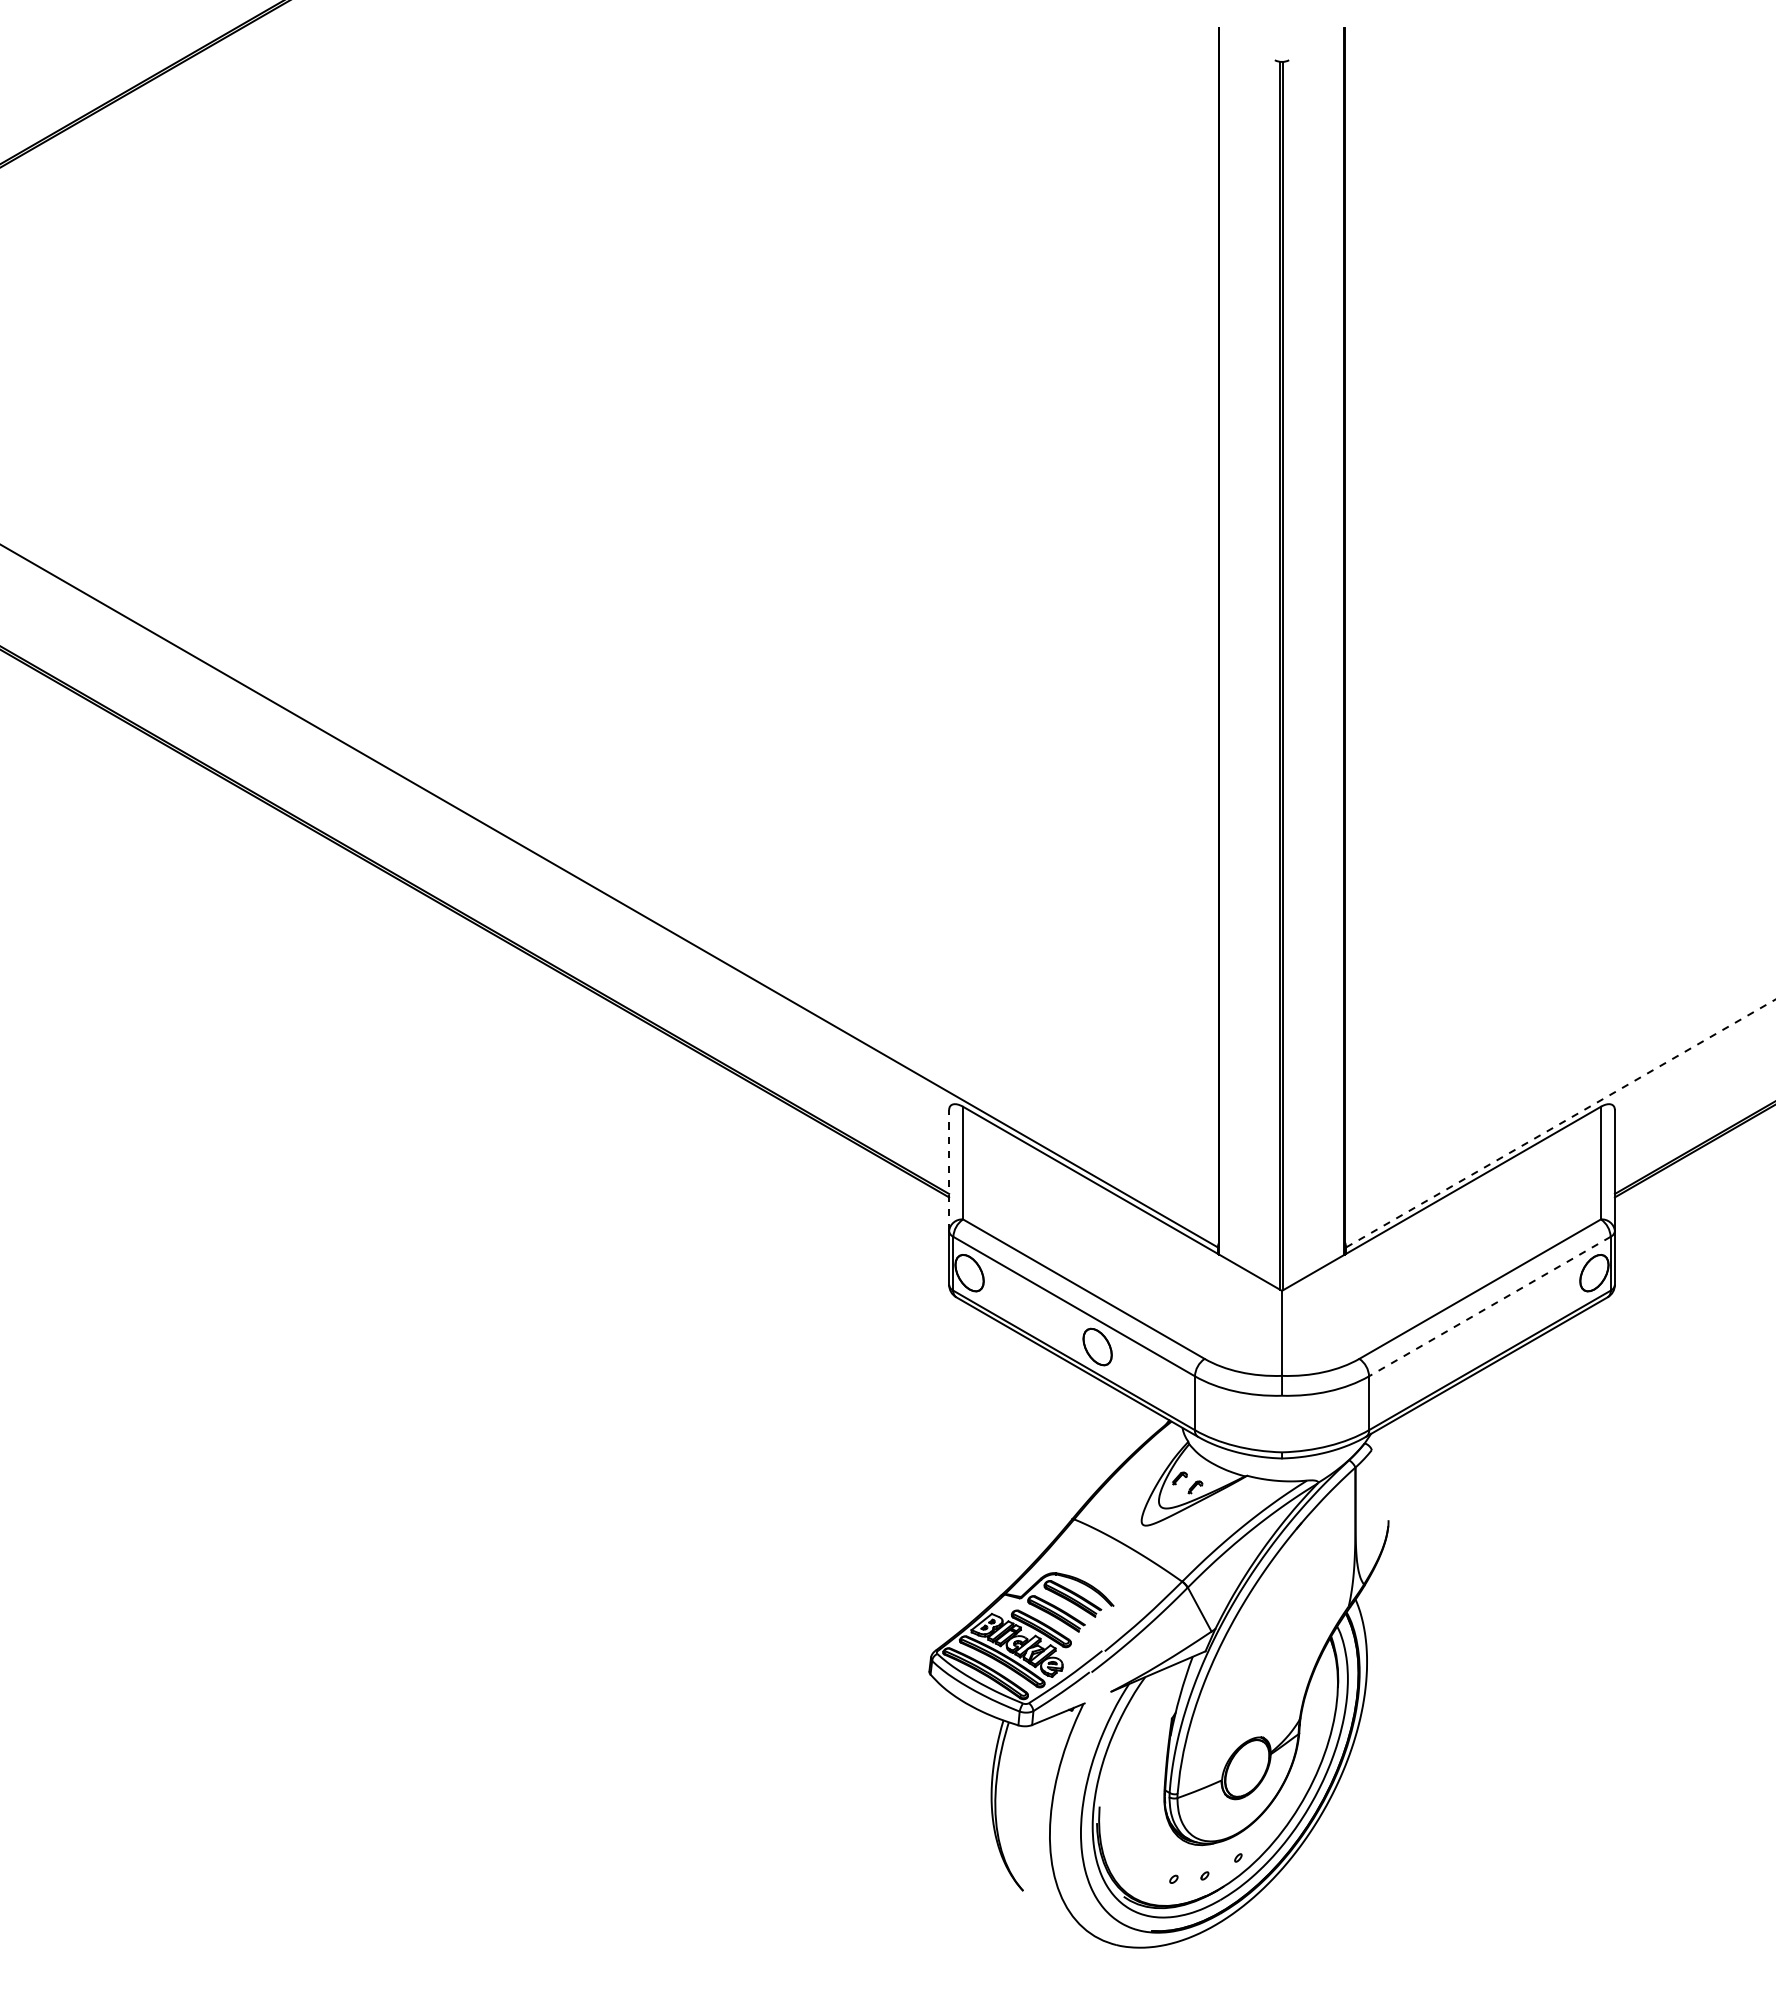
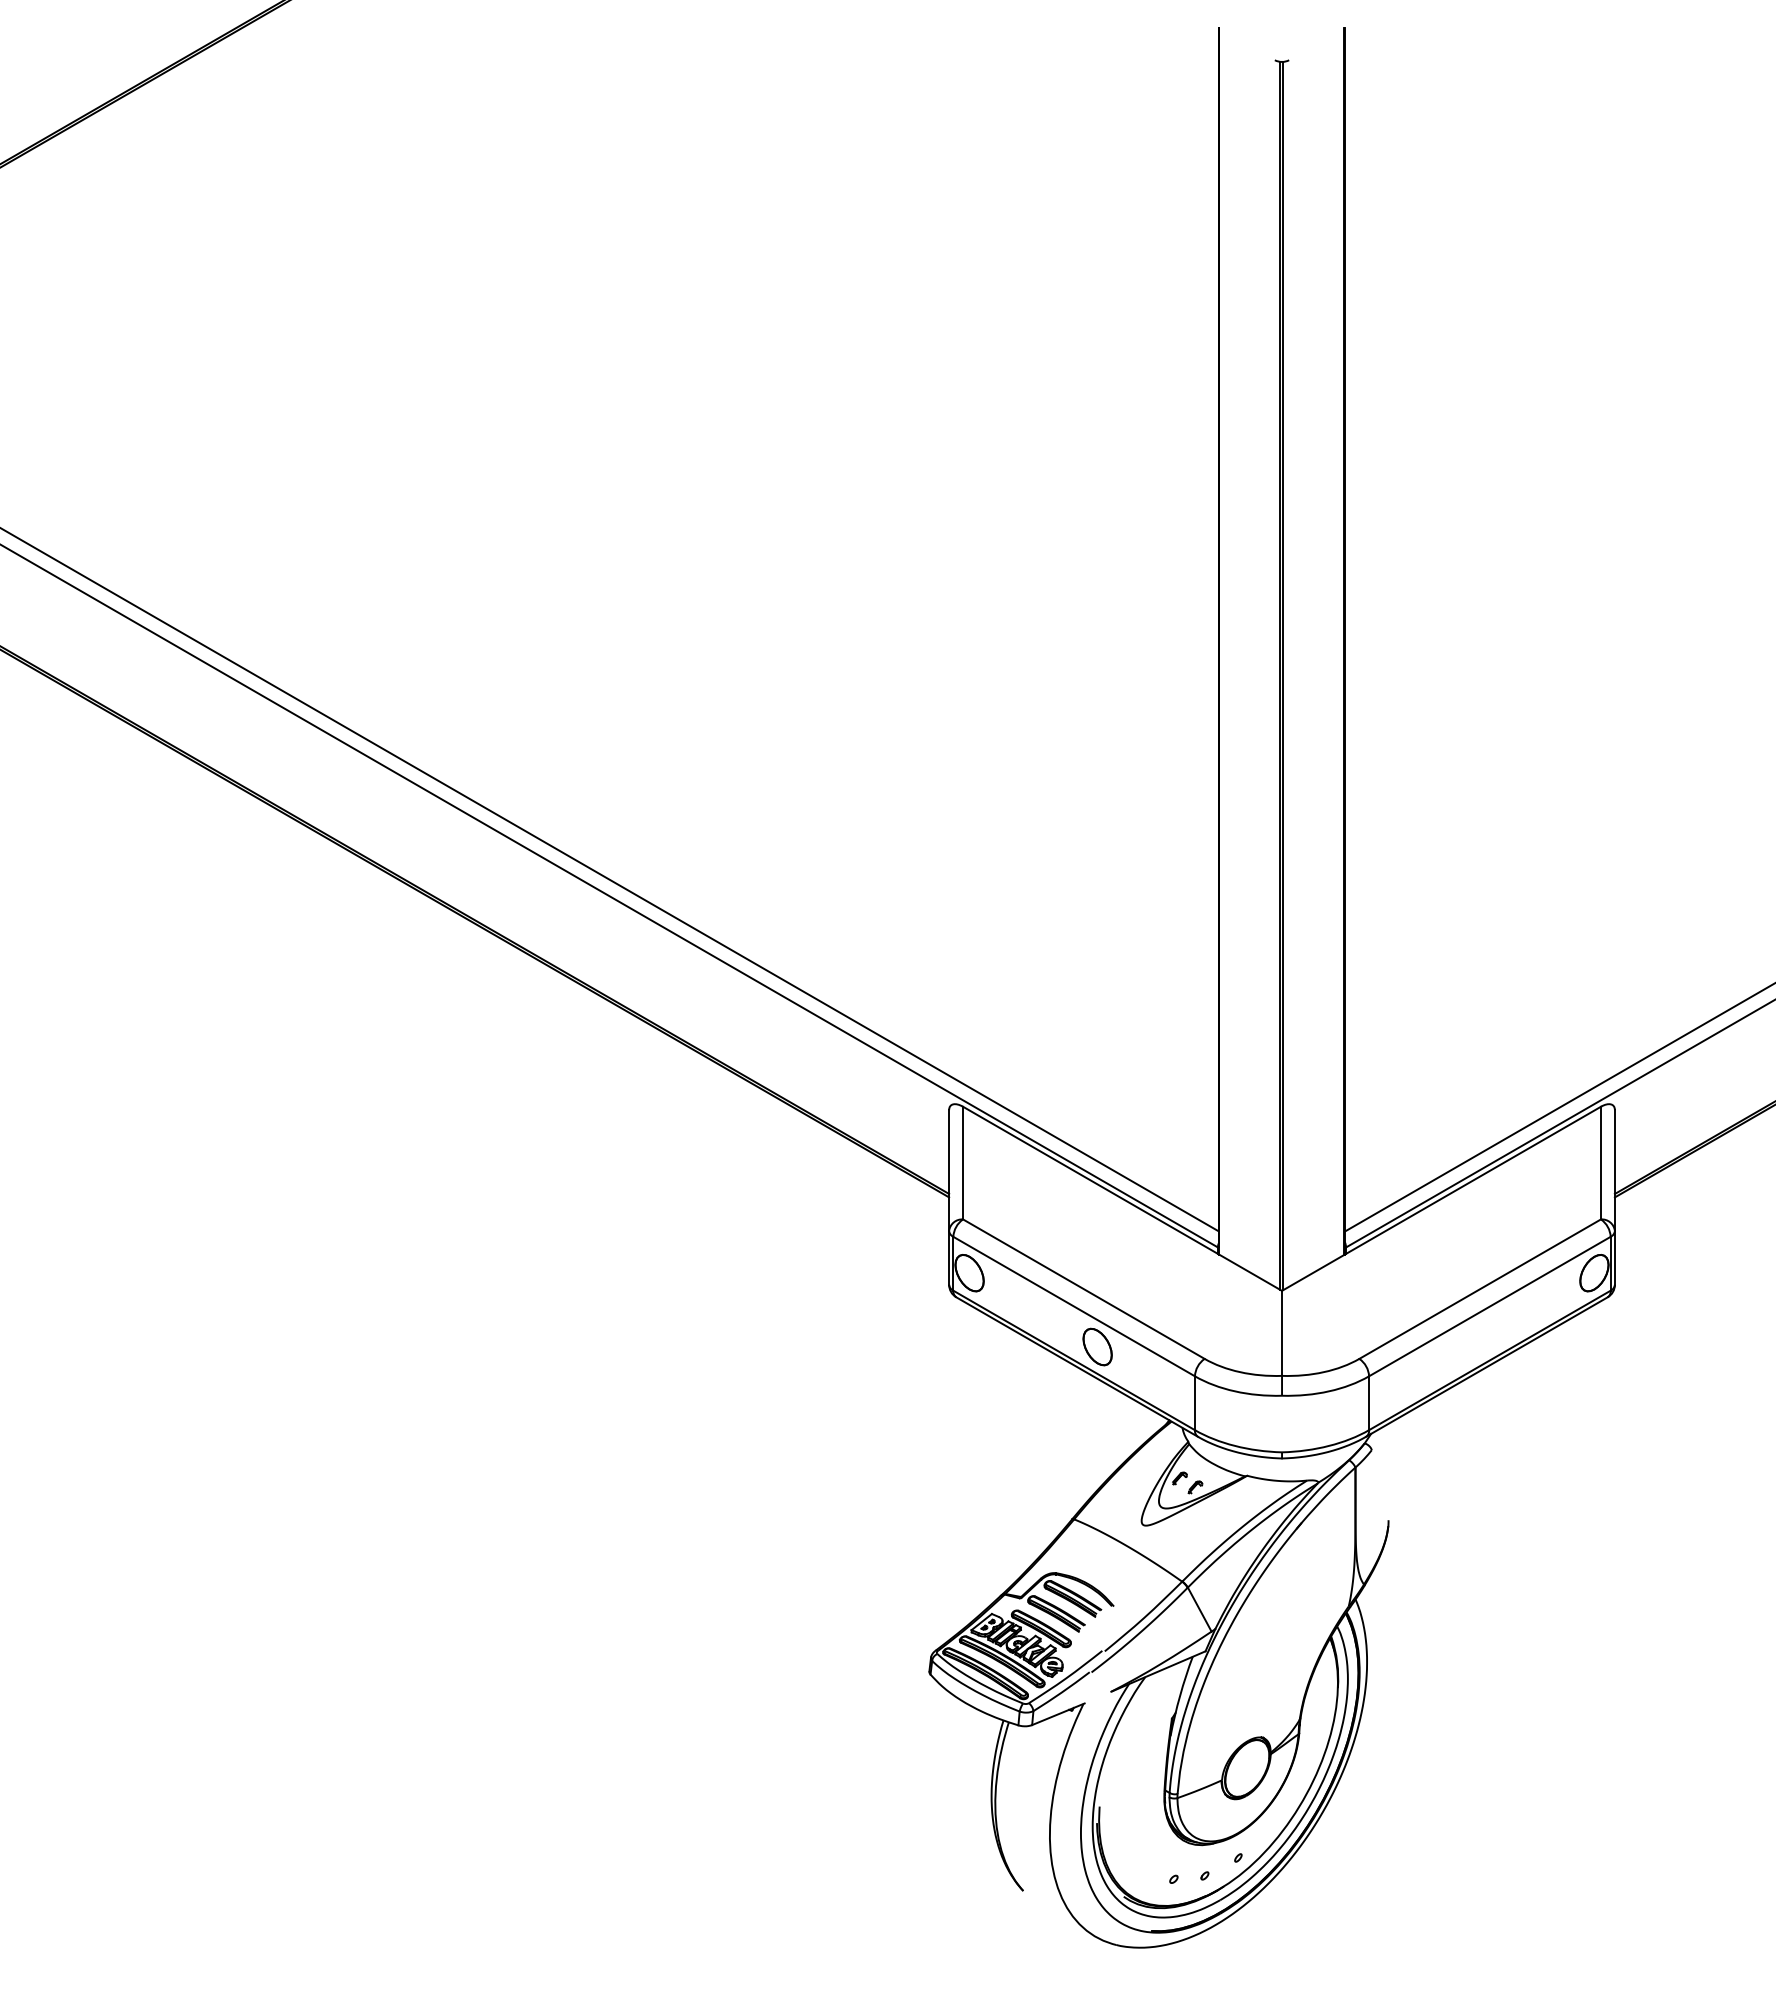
line: none -> present (610, 880)
line: none -> present (1558, 1107)
line: dashed -> solid (1560, 1123)
line: dashed -> solid (949, 1170)
line: dashed -> solid (1489, 1306)
